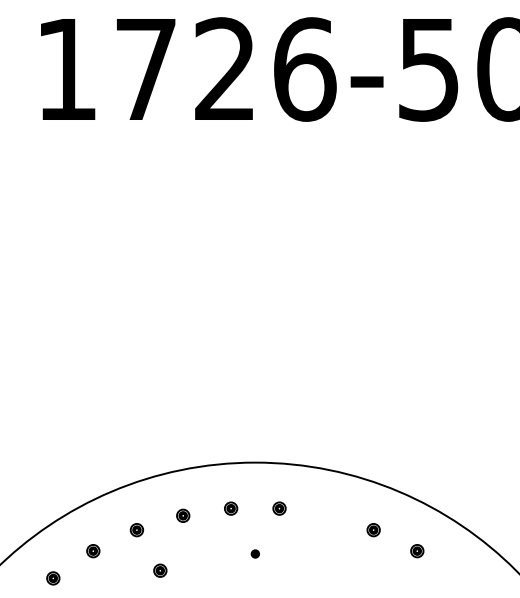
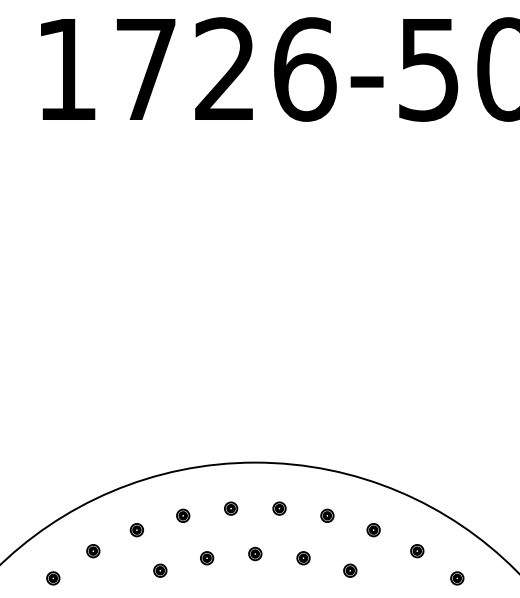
part: none -> present (327, 515)
part size: 10x10 px -> 15x16 px (255, 553)
part: none -> present (207, 558)
part: none -> present (303, 558)
part: none -> present (350, 570)
part: none -> present (457, 578)
